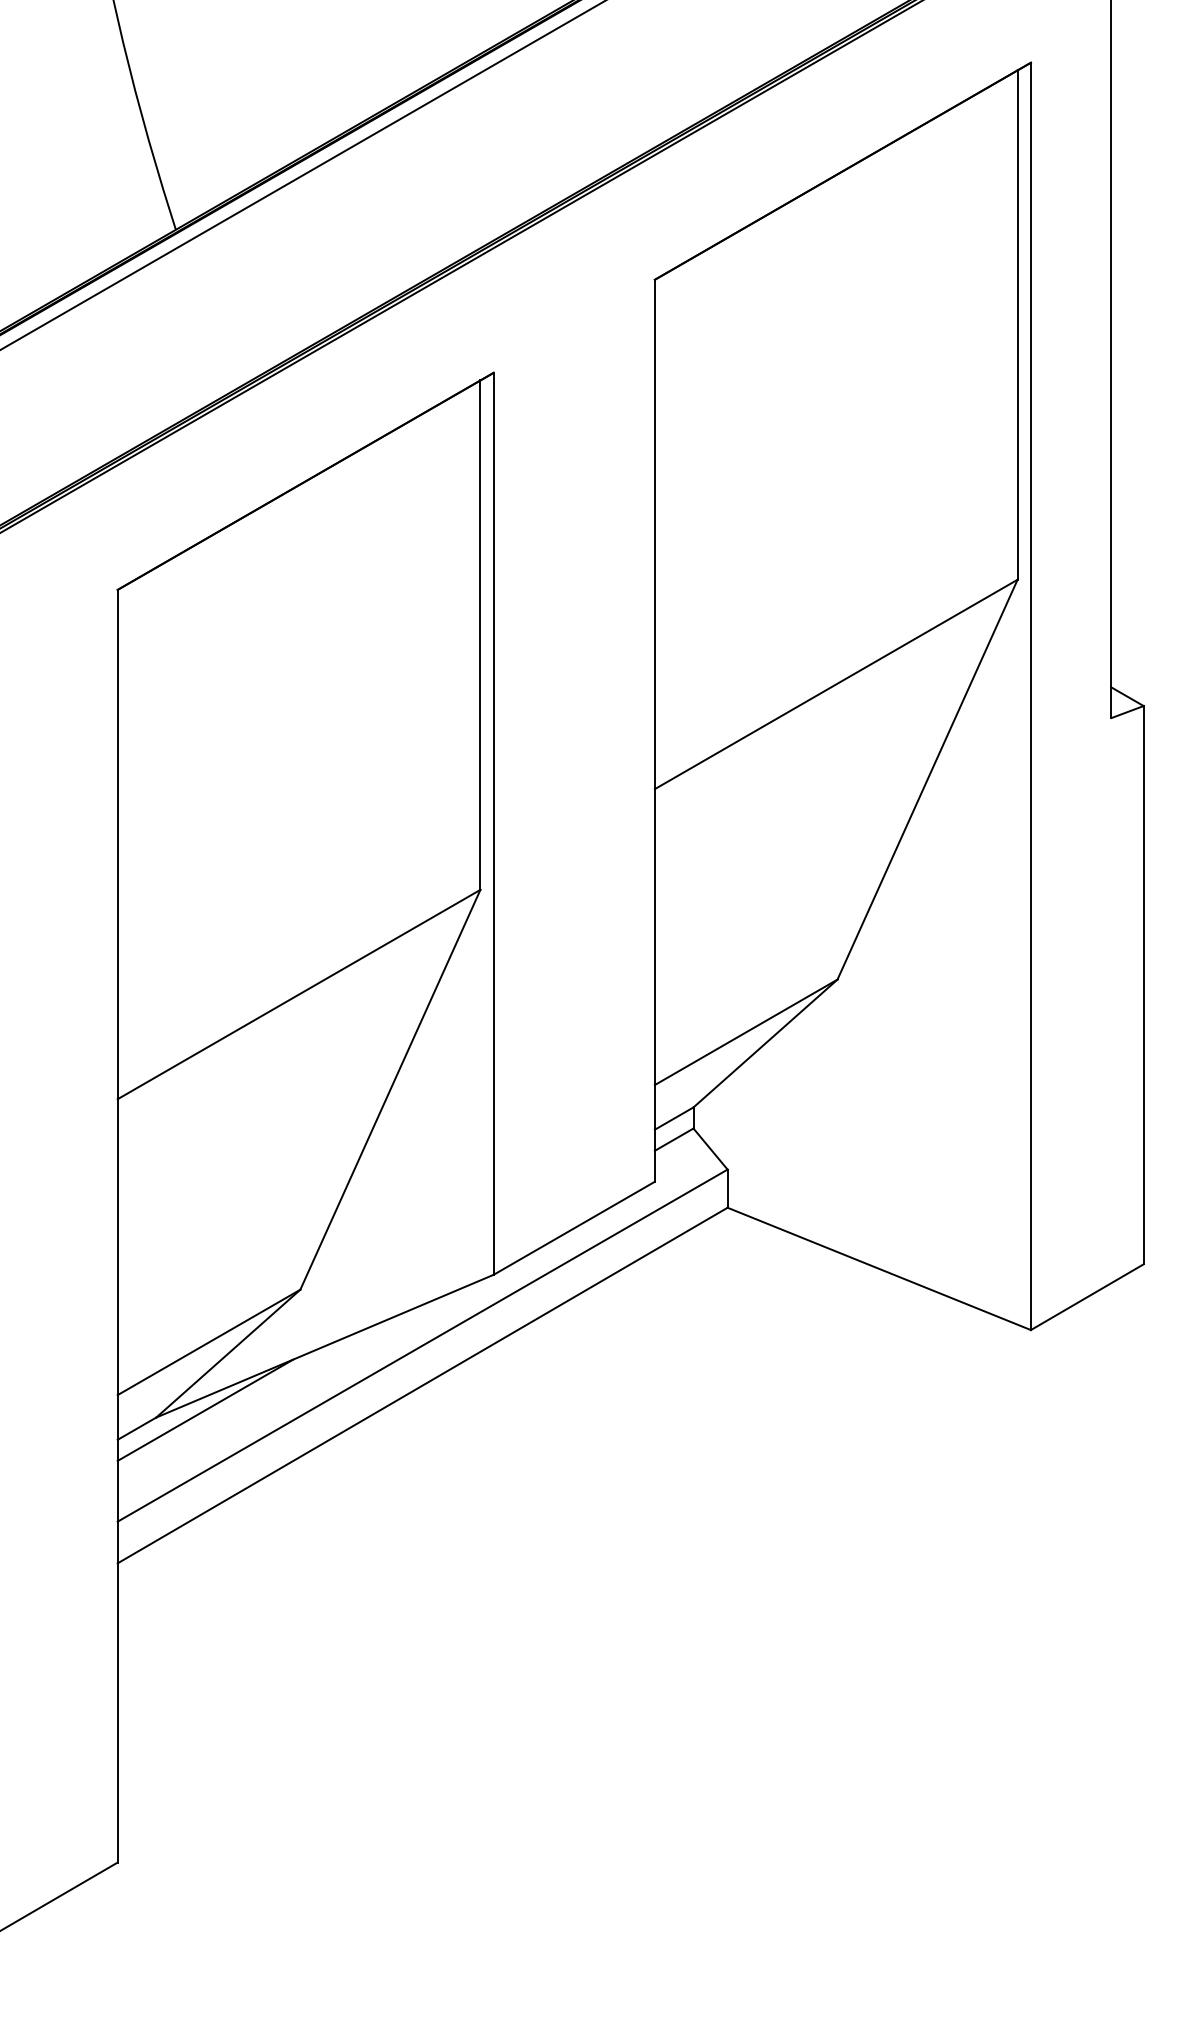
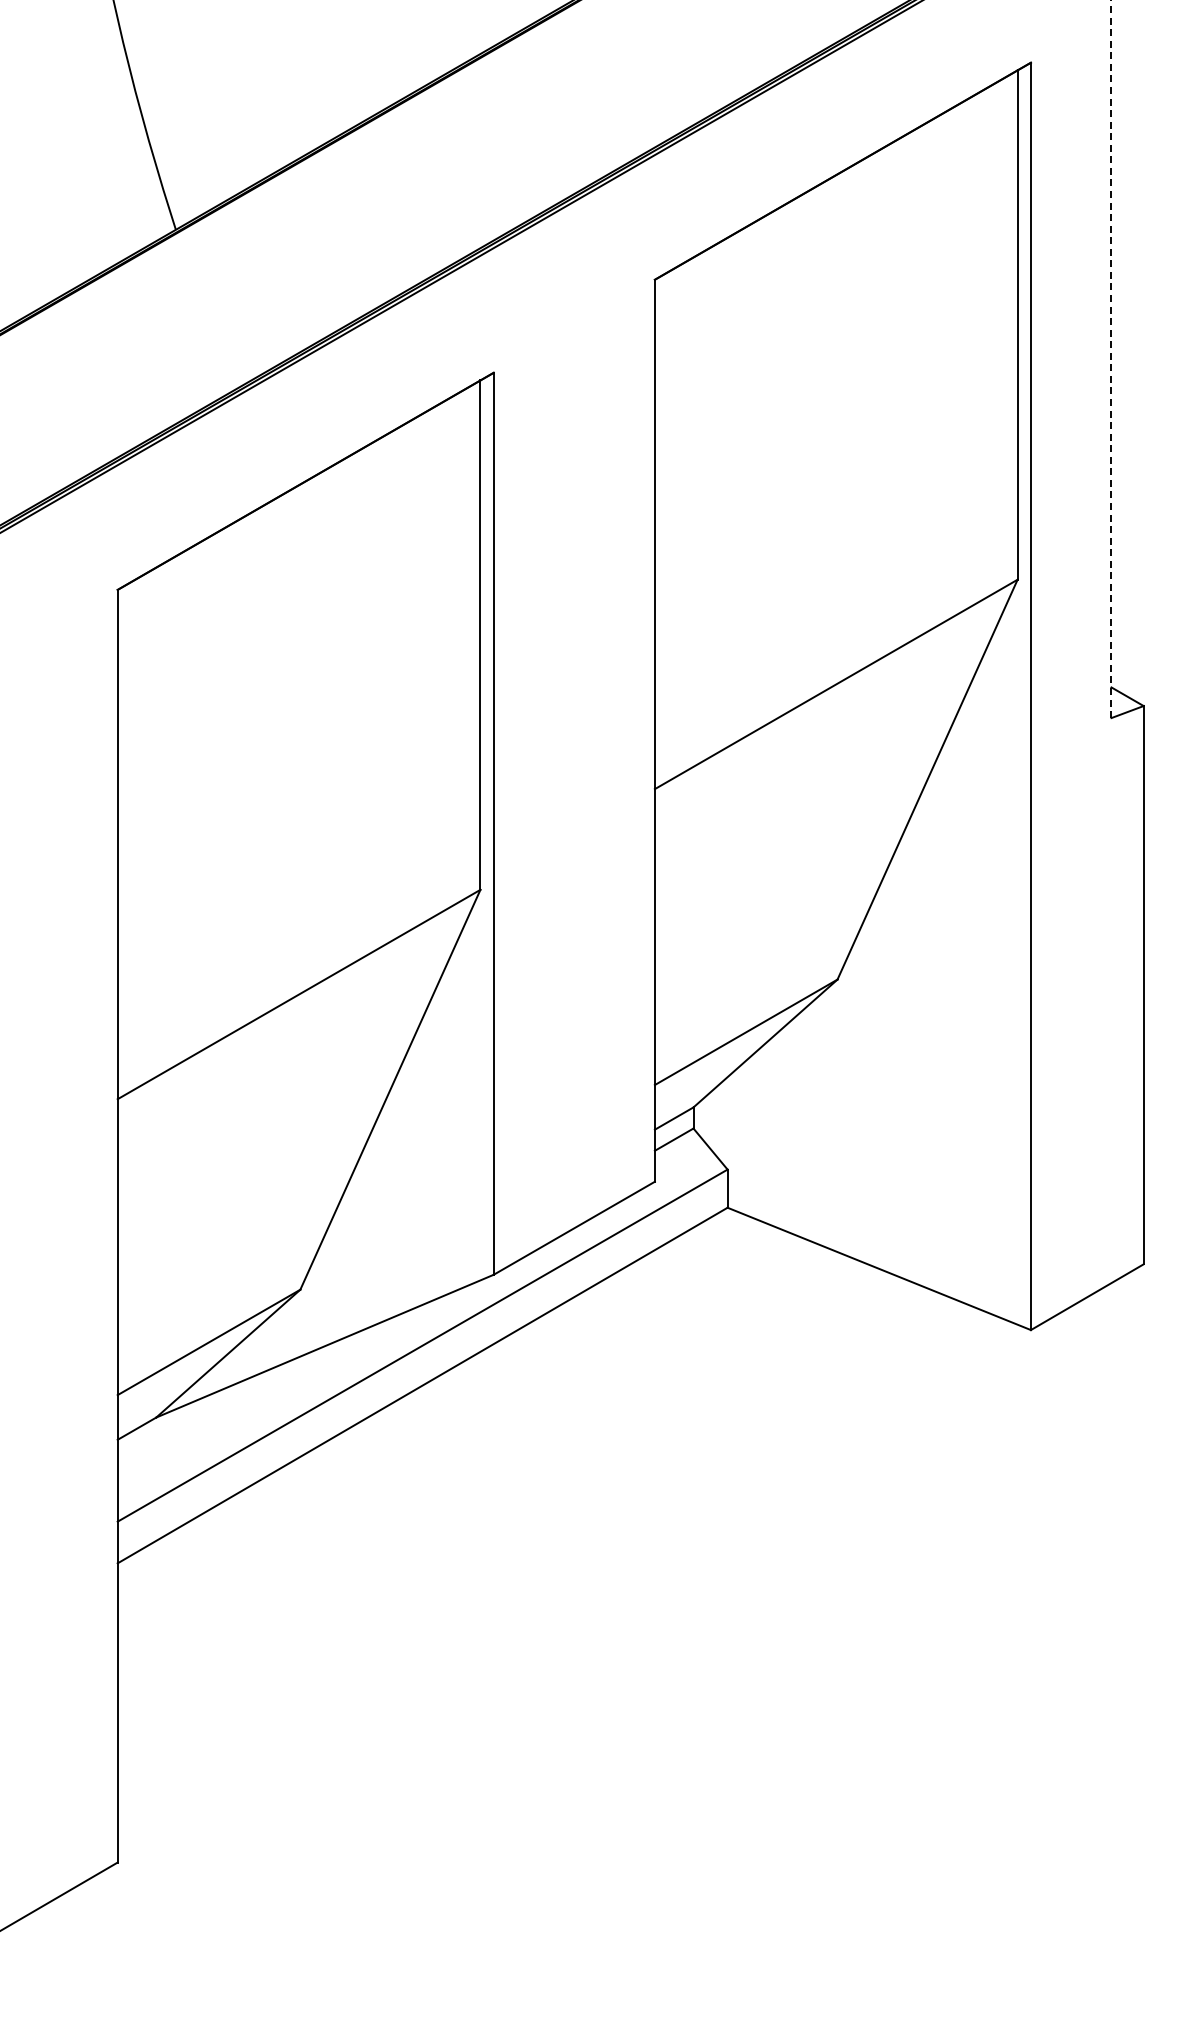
line: present -> none (302, 175)
line: solid -> dashed (1111, 359)
line: present -> none (205, 1409)
